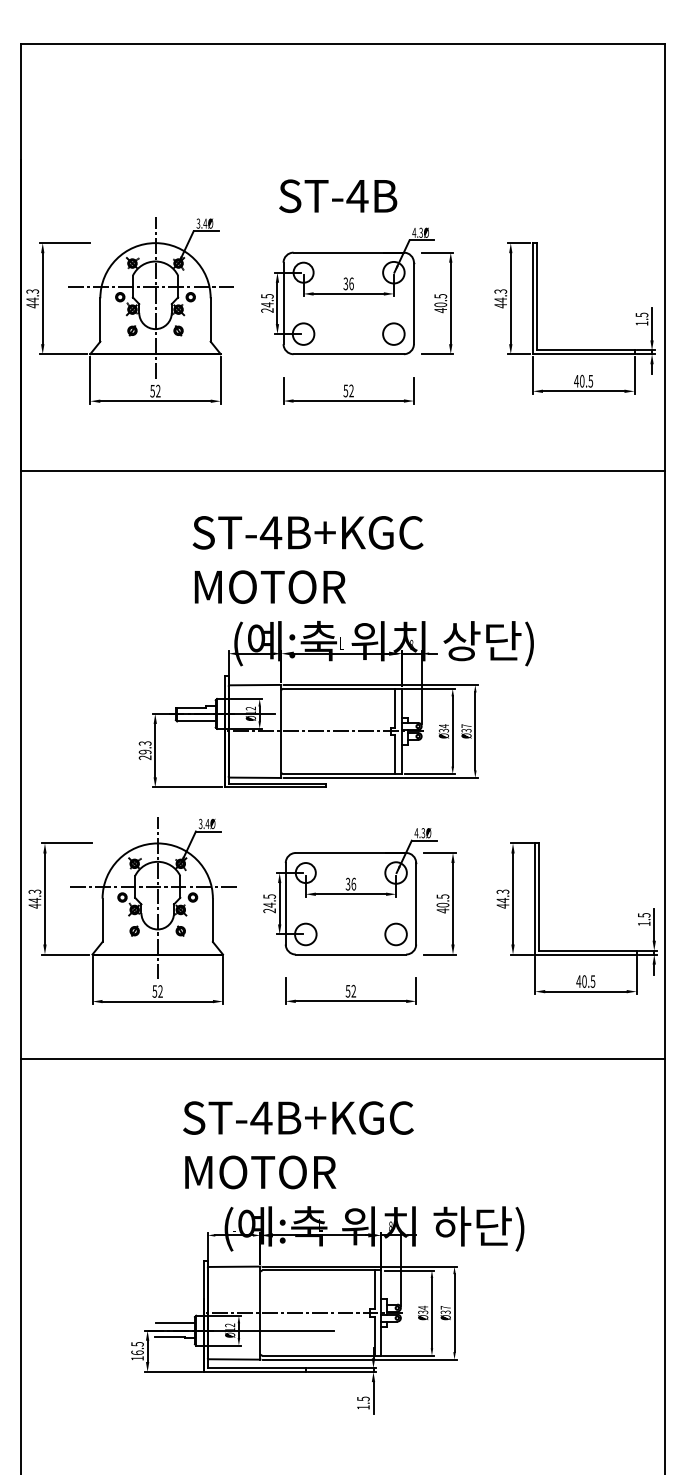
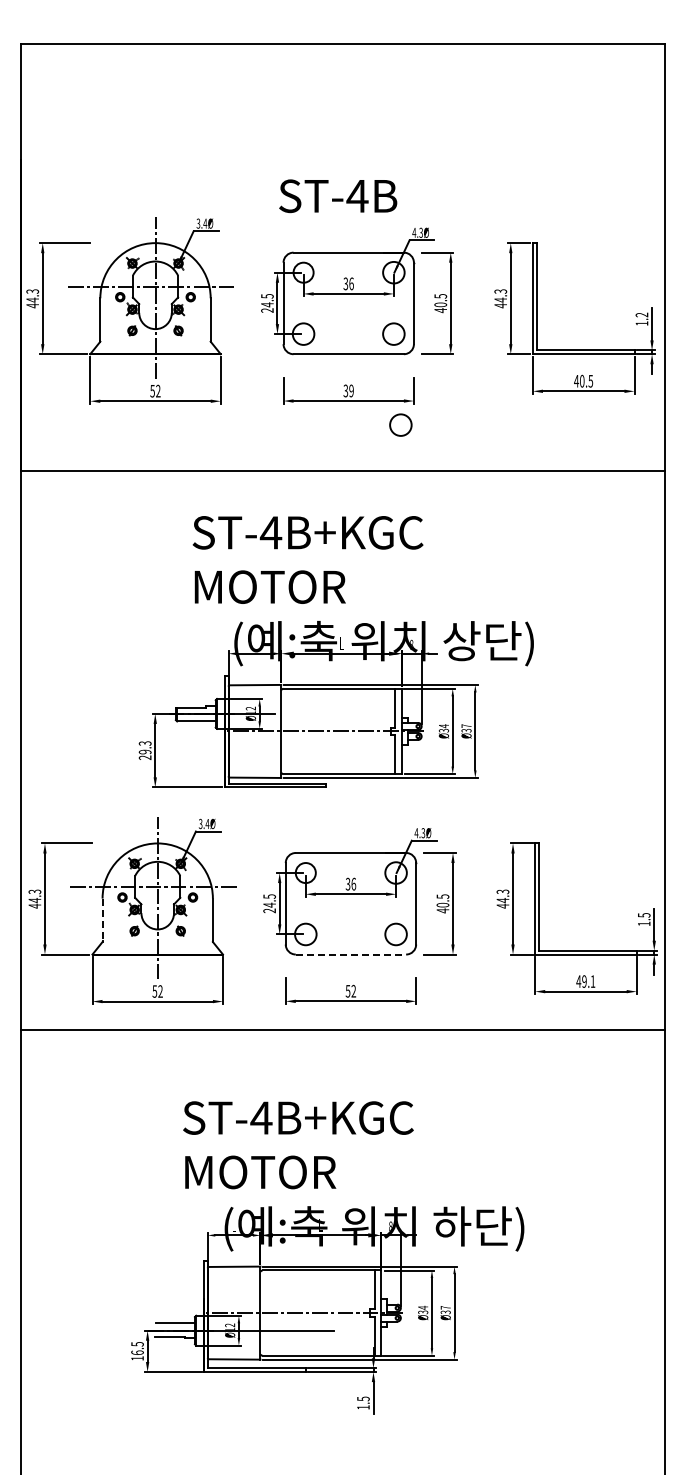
text: 1.5 -> 1.2 (641, 314)
text: 52 -> 39 (348, 390)
circle: none -> present (400, 424)
line: solid -> dashed (102, 920)
line: solid -> dashed (351, 954)
text: 40.5 -> 49.1 (588, 981)
line position: (342, 1059) -> (342, 1030) (342, 1030)
